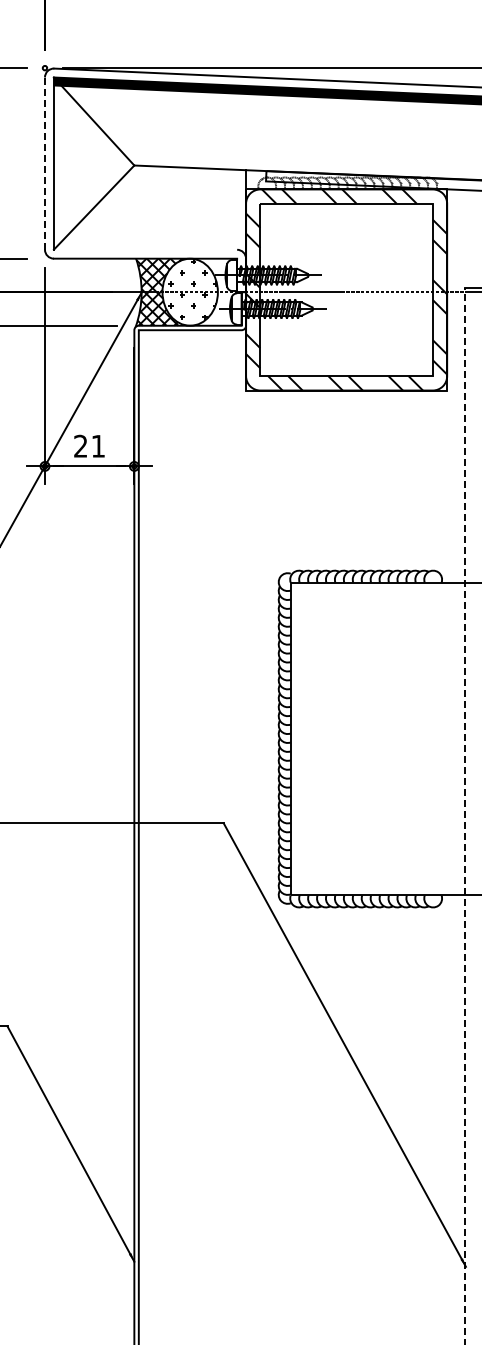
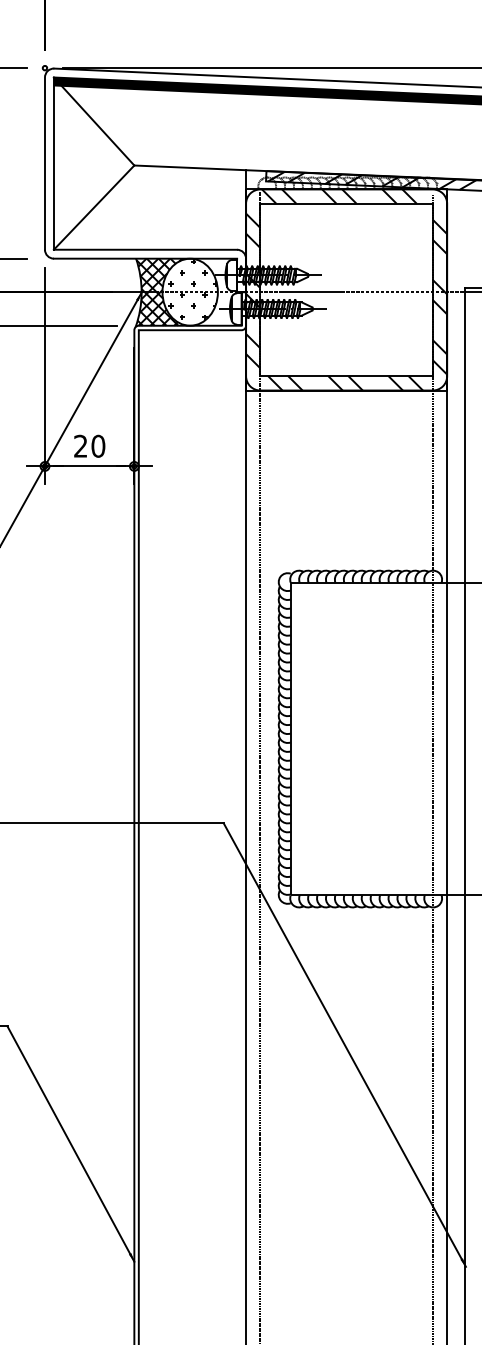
line: dashed -> solid (44, 164)
hatch: none -> present (372, 180)
line: none -> present (145, 249)
text: 21 -> 20 (98, 445)
line: none -> present (246, 766)
line: none -> present (260, 766)
line: none -> present (432, 767)
line: none -> present (447, 767)
line: dashed -> solid (465, 815)
